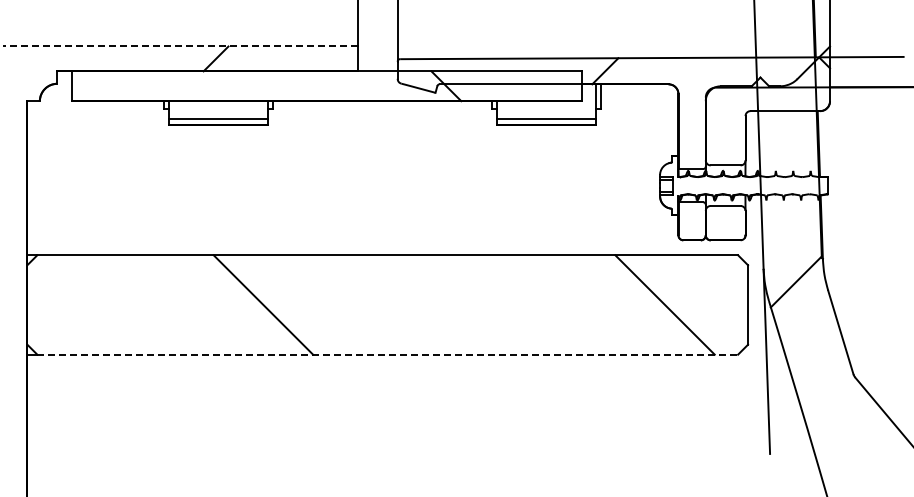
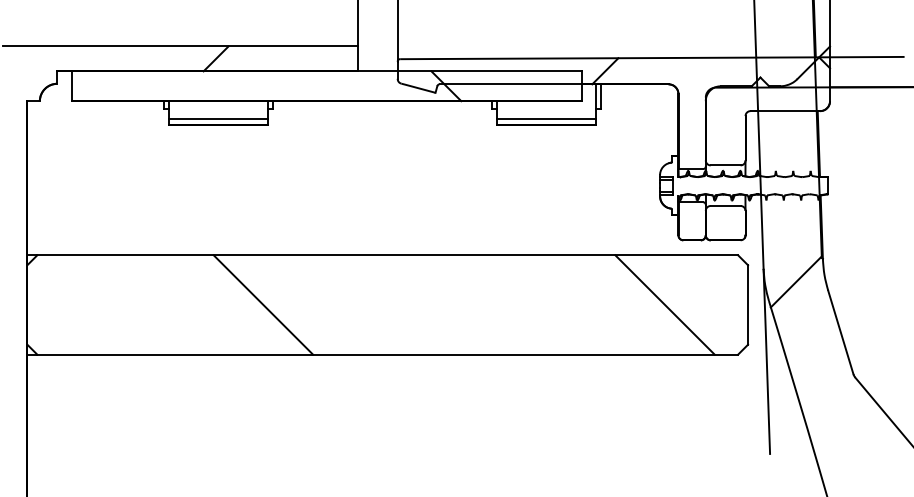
line: dashed -> solid (180, 46)
line: dashed -> solid (388, 354)
